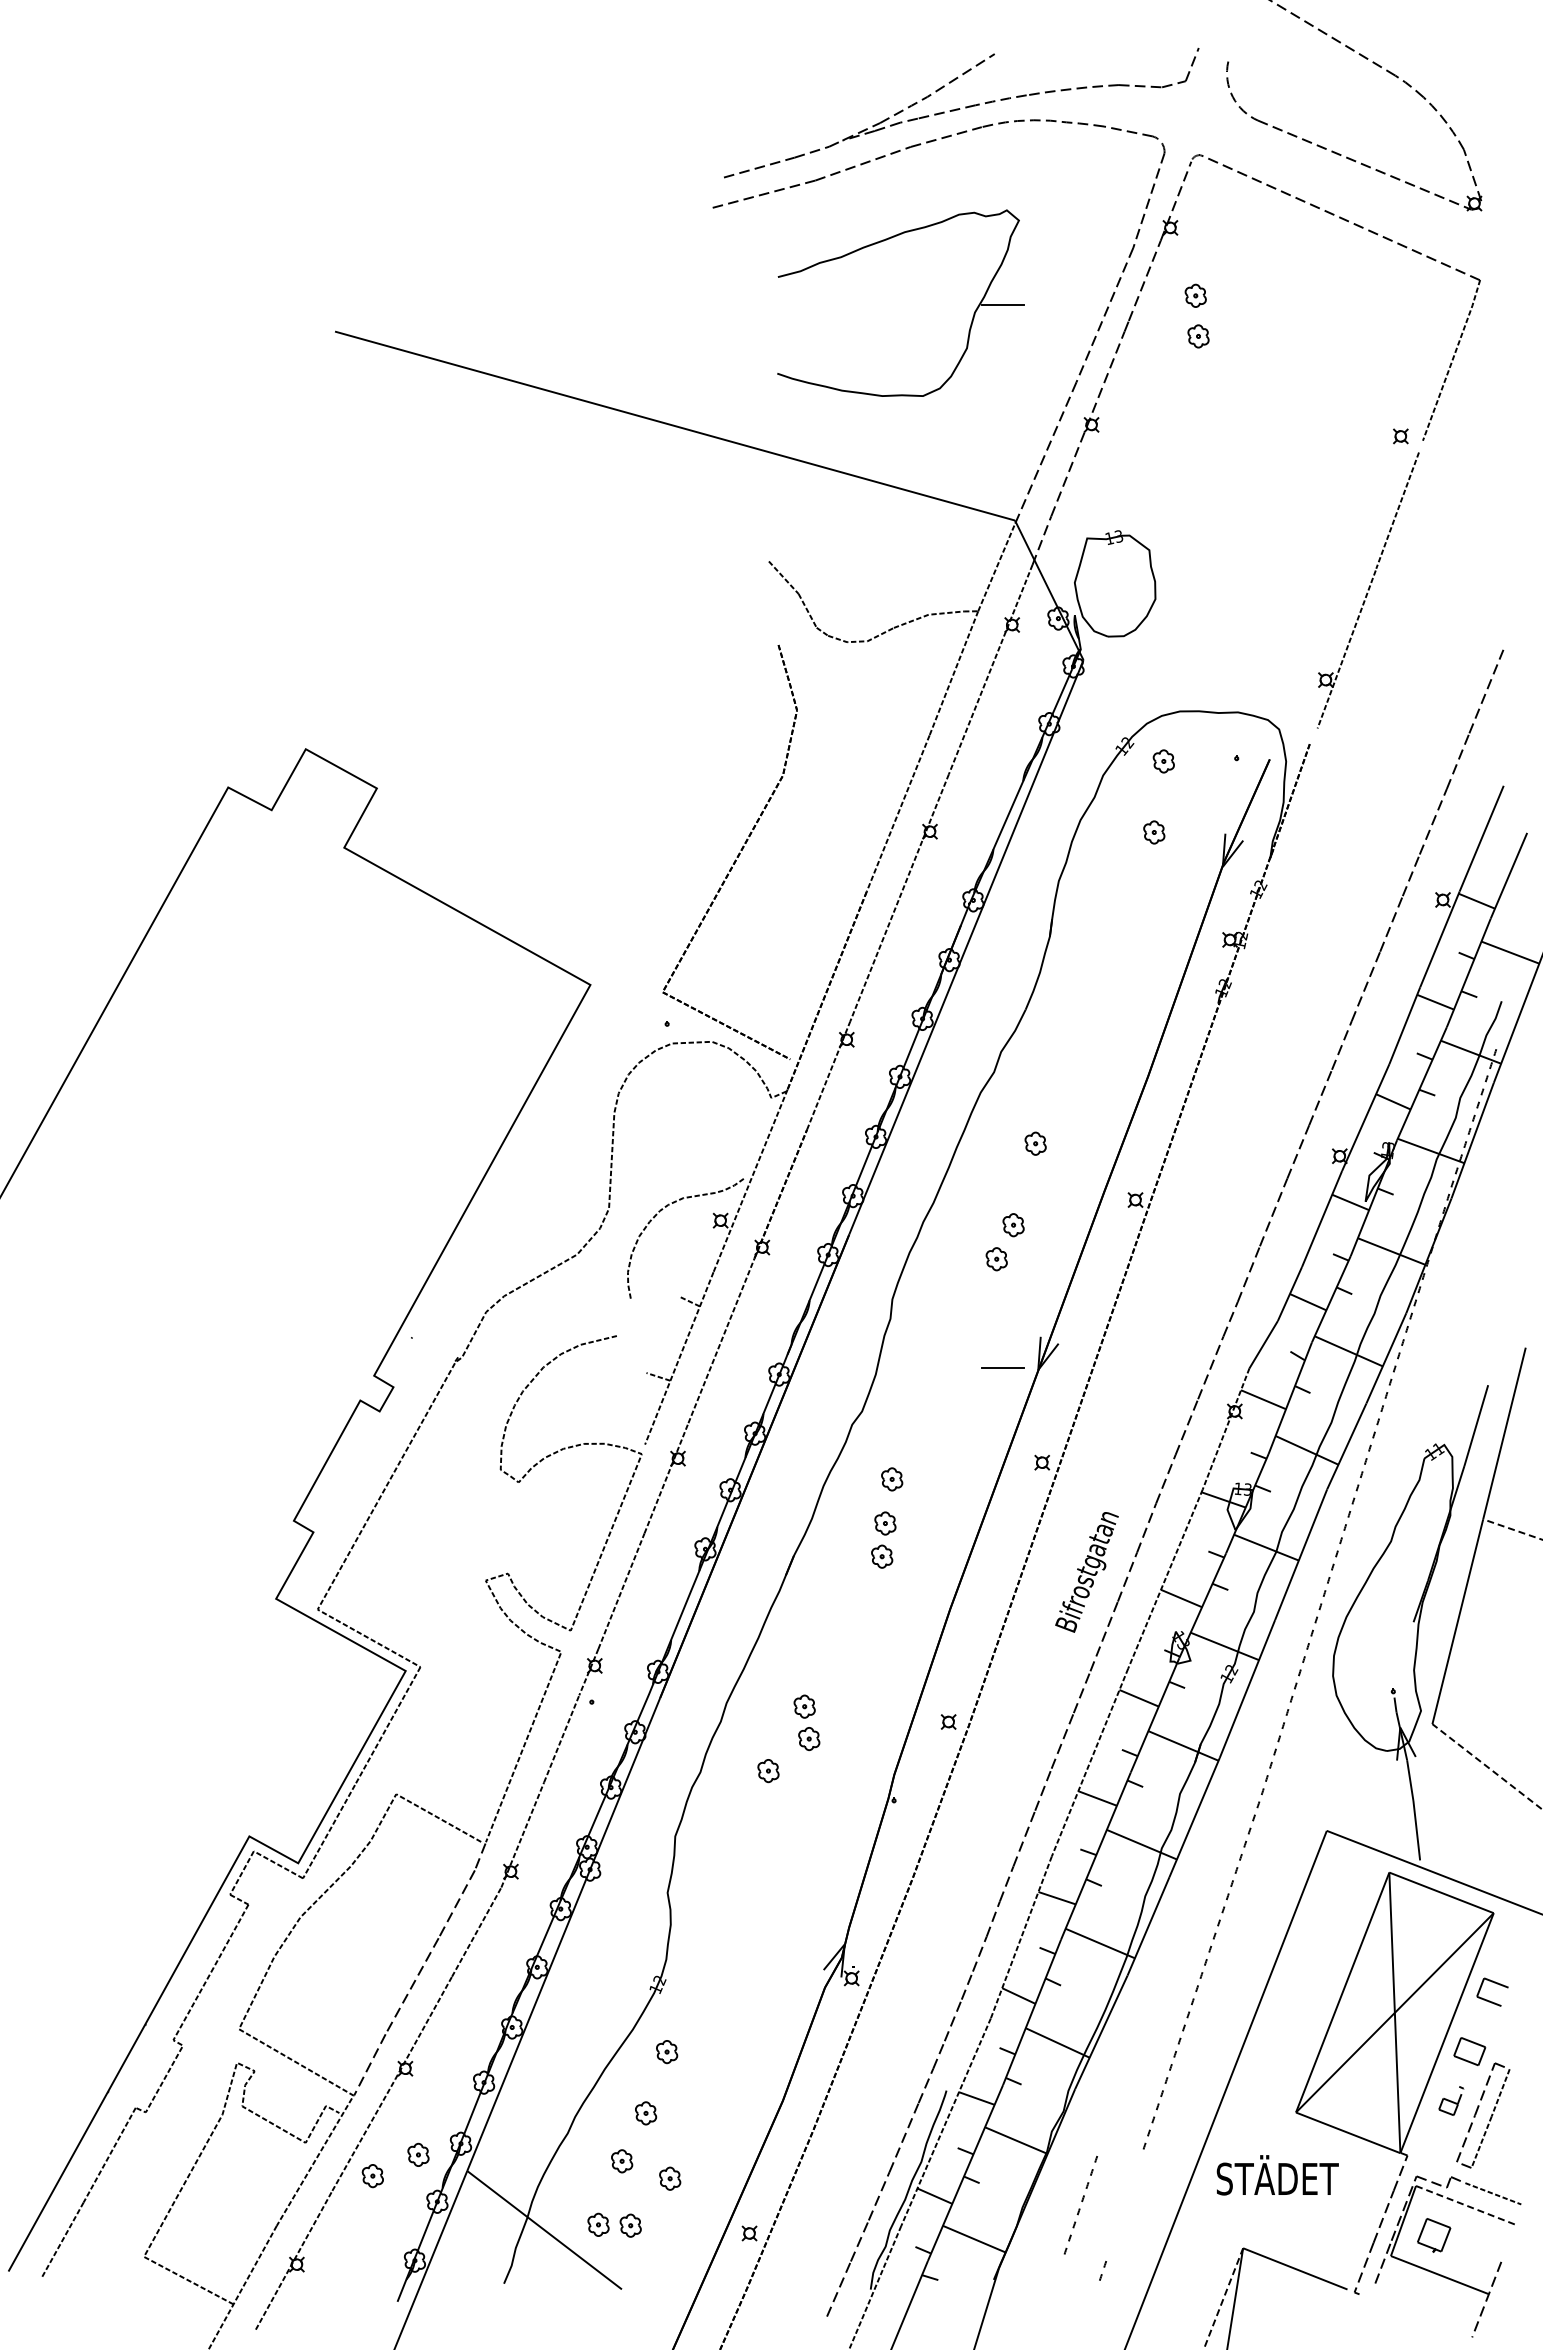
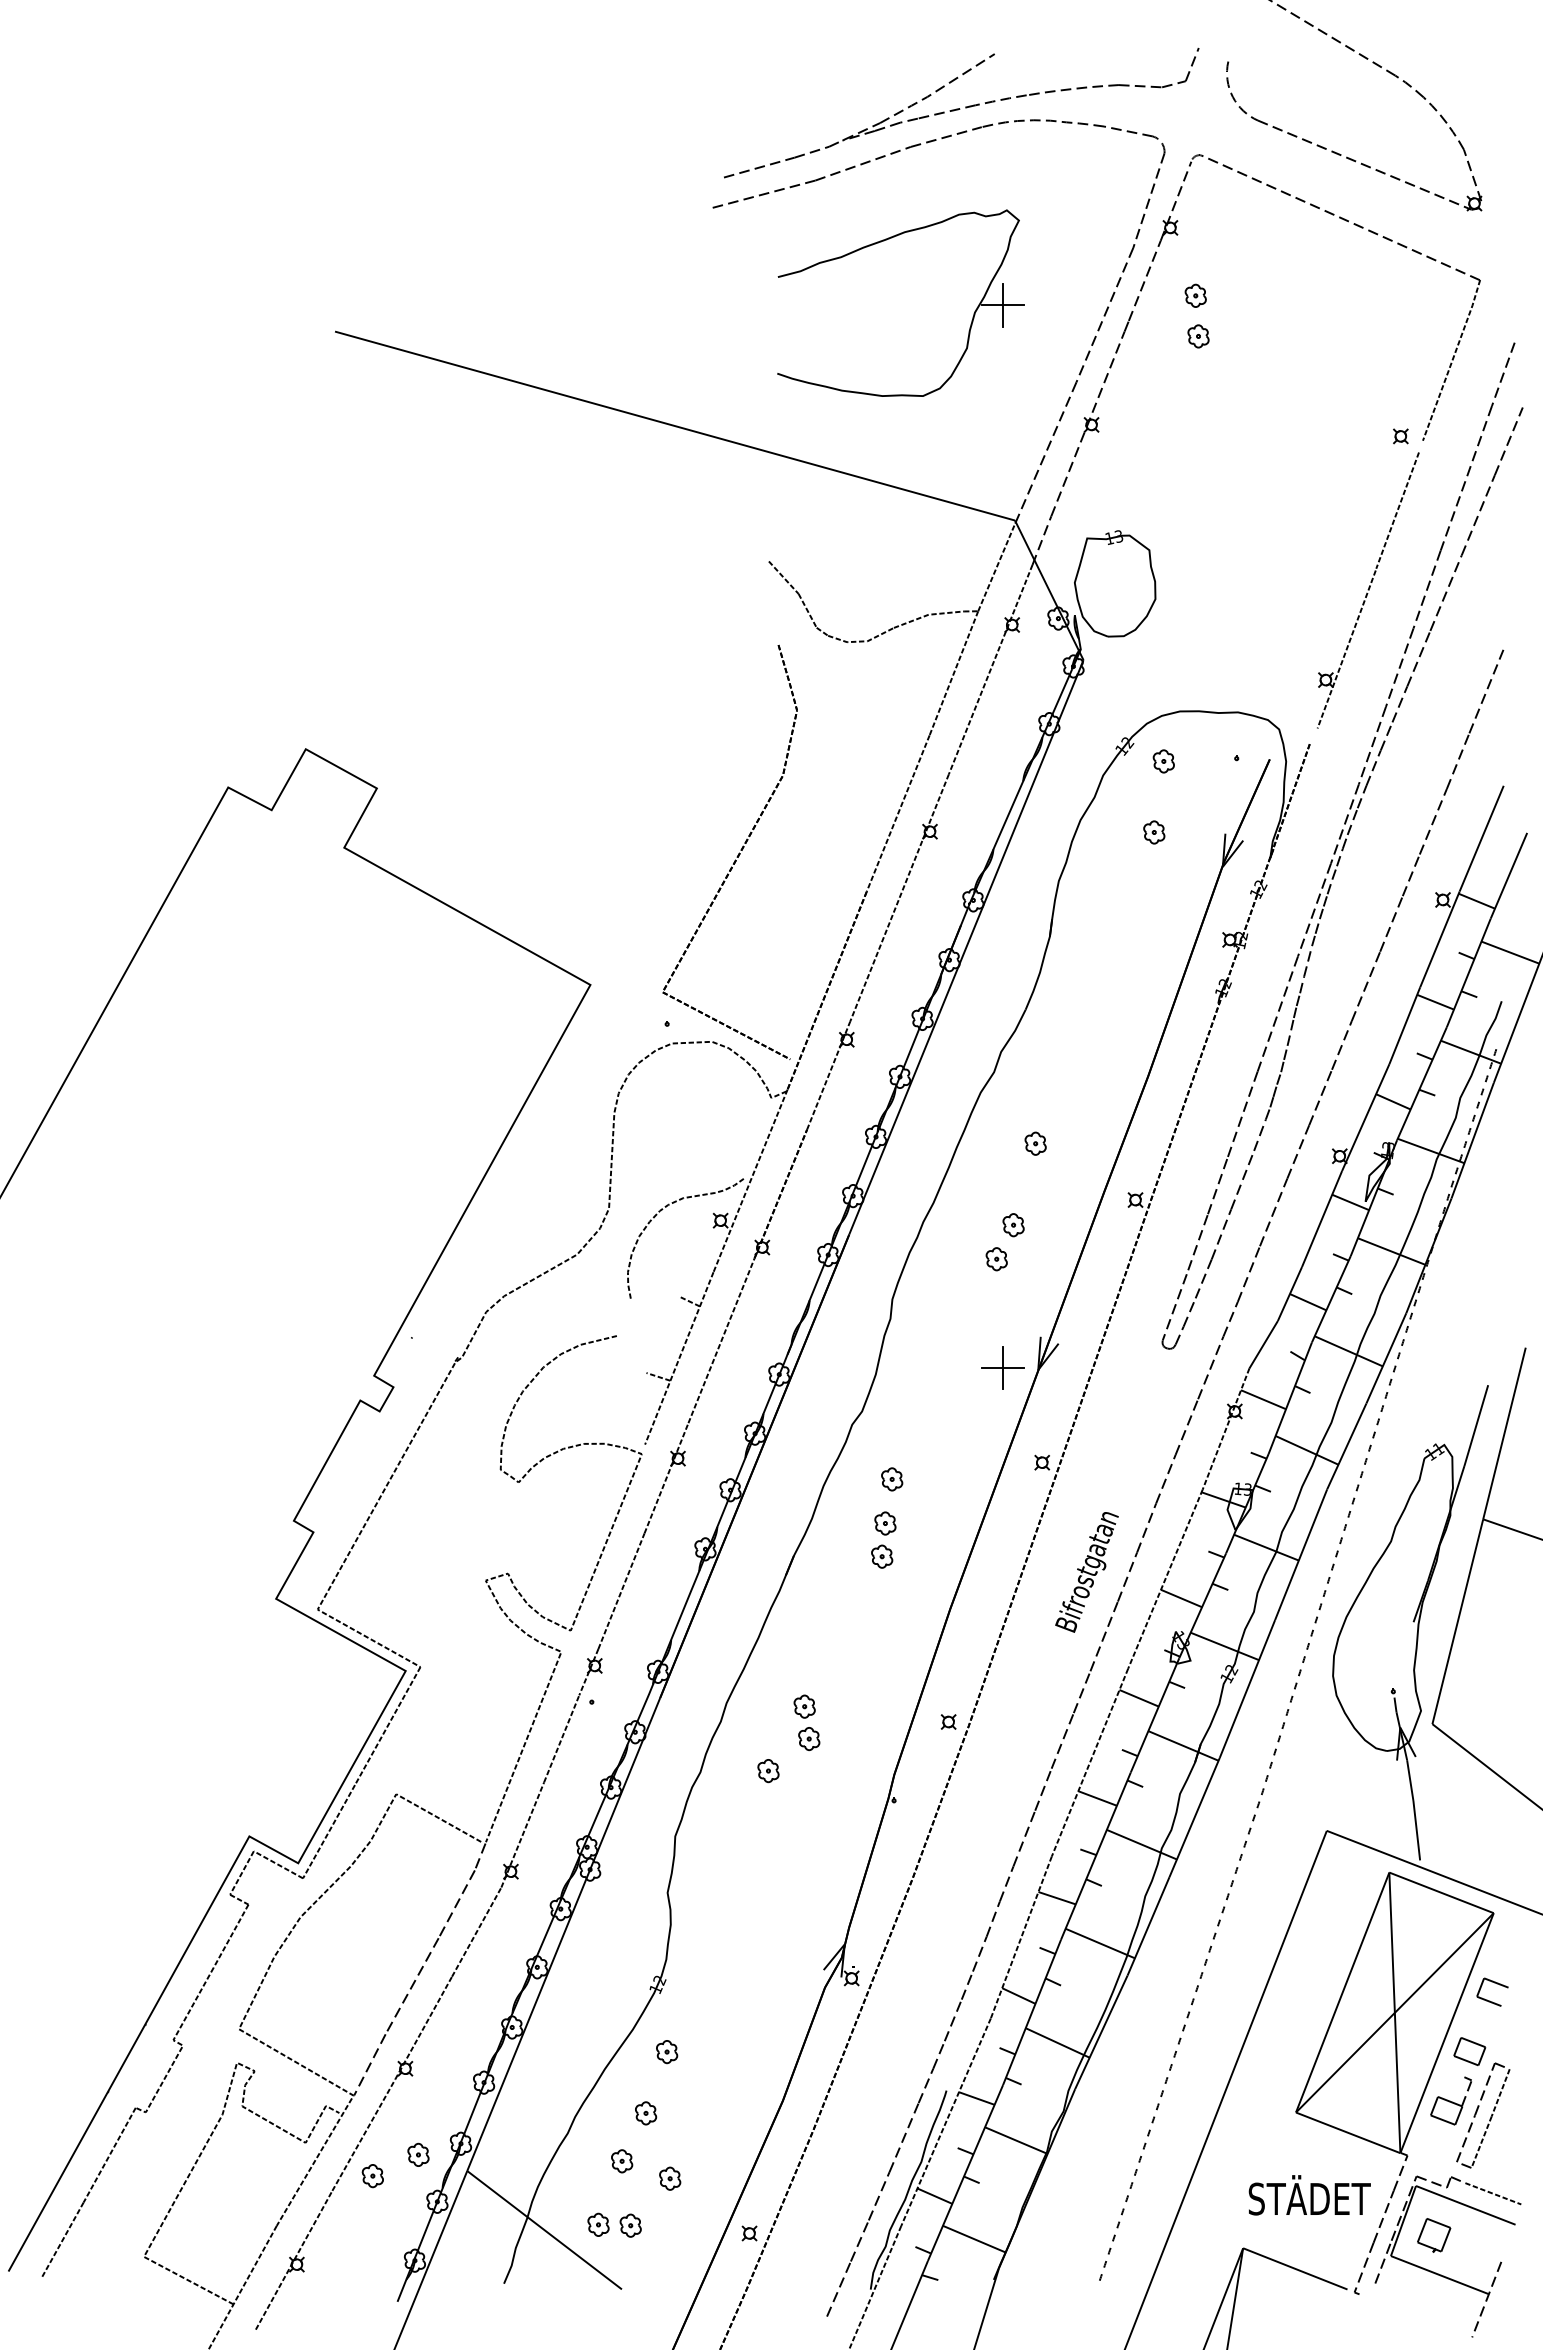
line: none -> present (1003, 305)
part: none -> present (1342, 845)
line: none -> present (1003, 1367)
line: dashed -> solid (1512, 1529)
line: dashed -> solid (1487, 1767)
part size: 27x30 px -> 43x50 px (1451, 2100)
text position: (1277, 2175) -> (1309, 2195) (1309, 2195)
part position: (1080, 2205) -> (1124, 2205) (1124, 2205)
line: dashed -> solid (1466, 2205)
line: dashed -> solid (1223, 2298)
